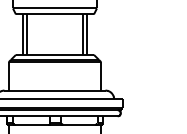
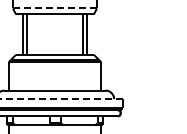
line: solid -> dashed (54, 8)
line: solid -> dashed (61, 99)
